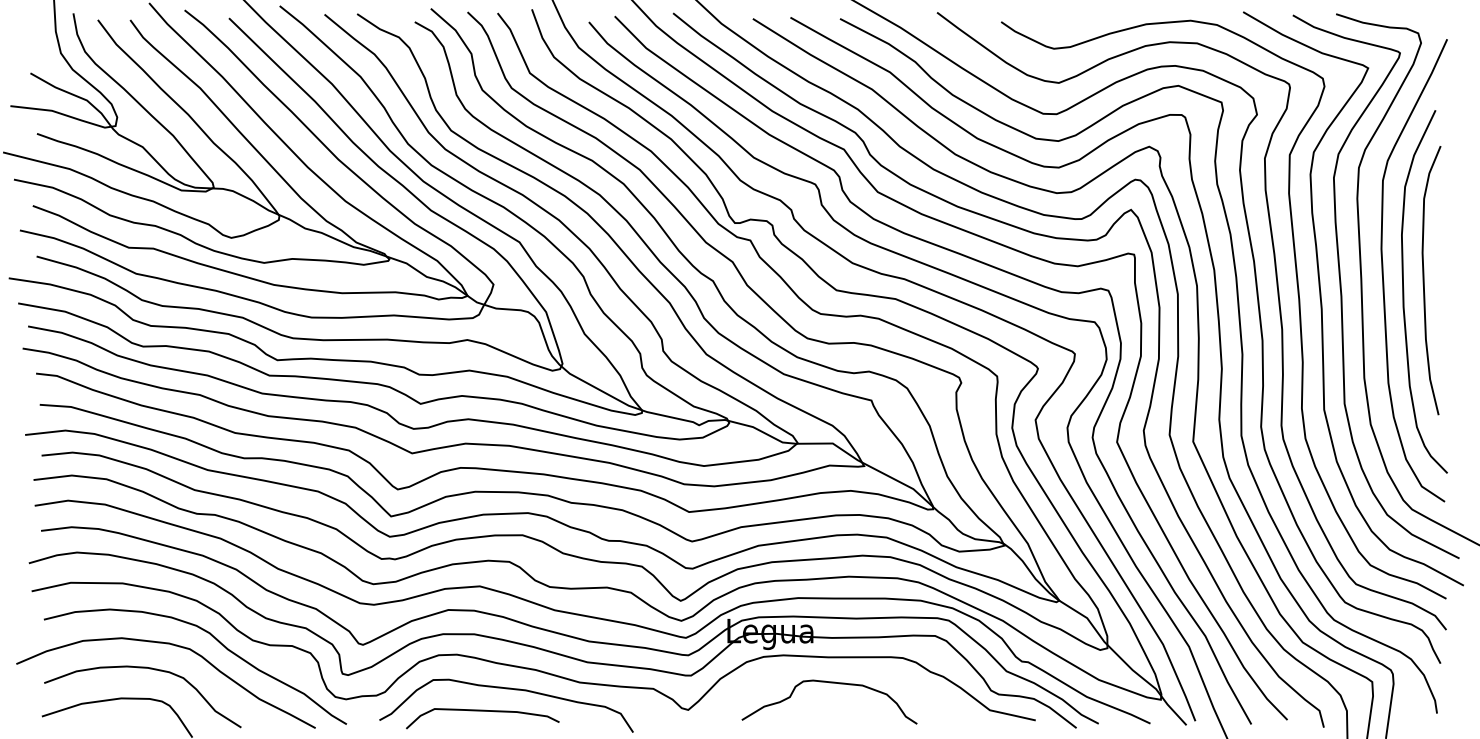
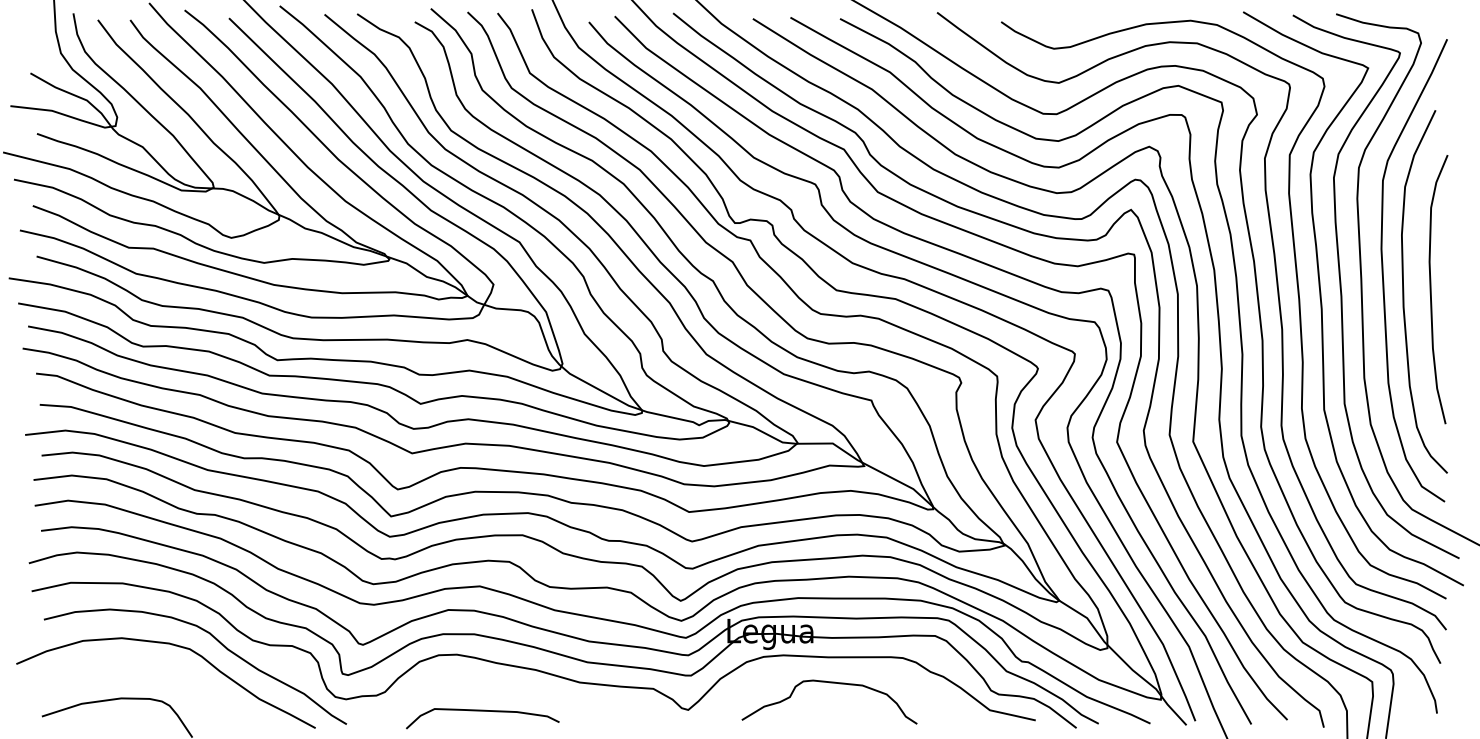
part position: (1424, 280) -> (1431, 289) (1431, 289)
curve: present -> none (149, 669)
curve: present -> none (506, 689)
